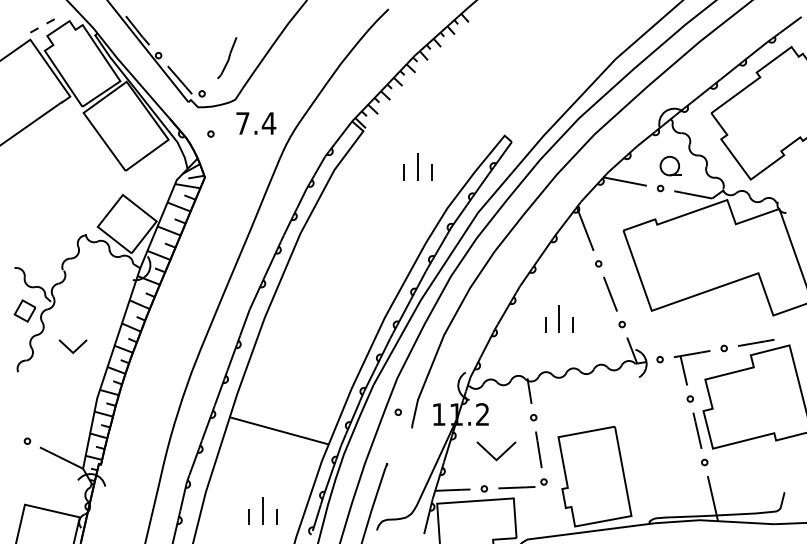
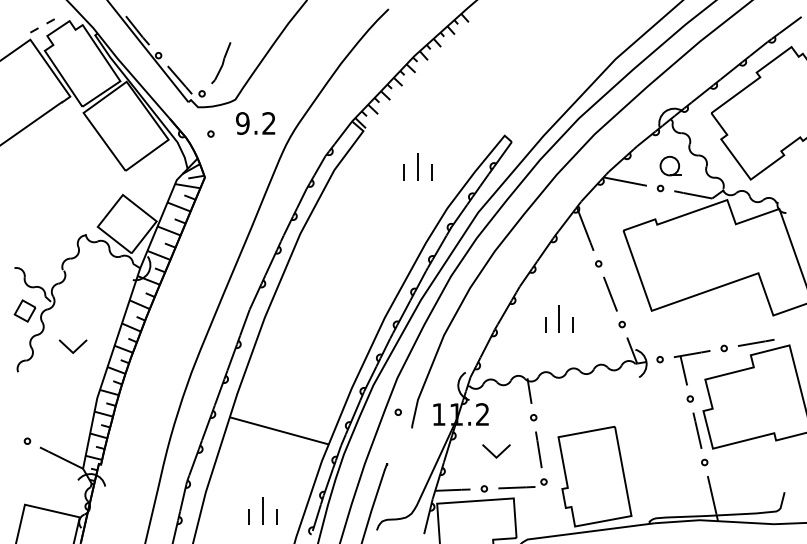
part position: (227, 58) -> (221, 63) (221, 63)
text: 7.4 -> 9.2 (256, 123)
part size: 41x21 px -> 29x15 px (496, 451)
